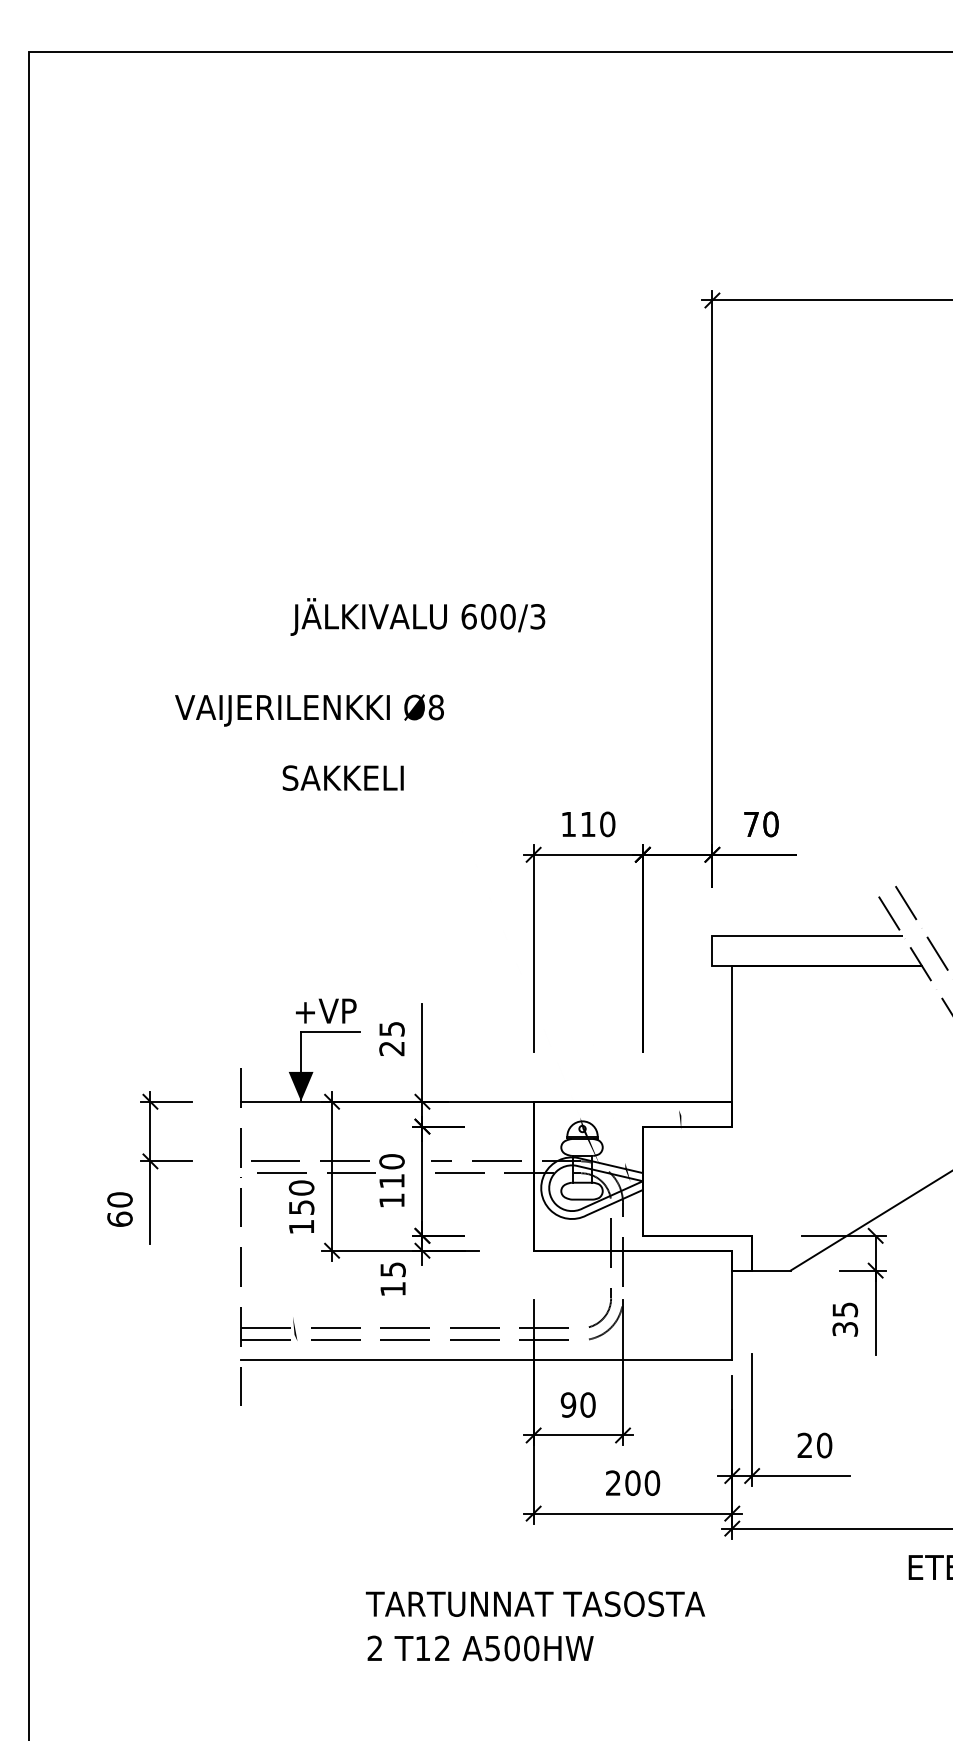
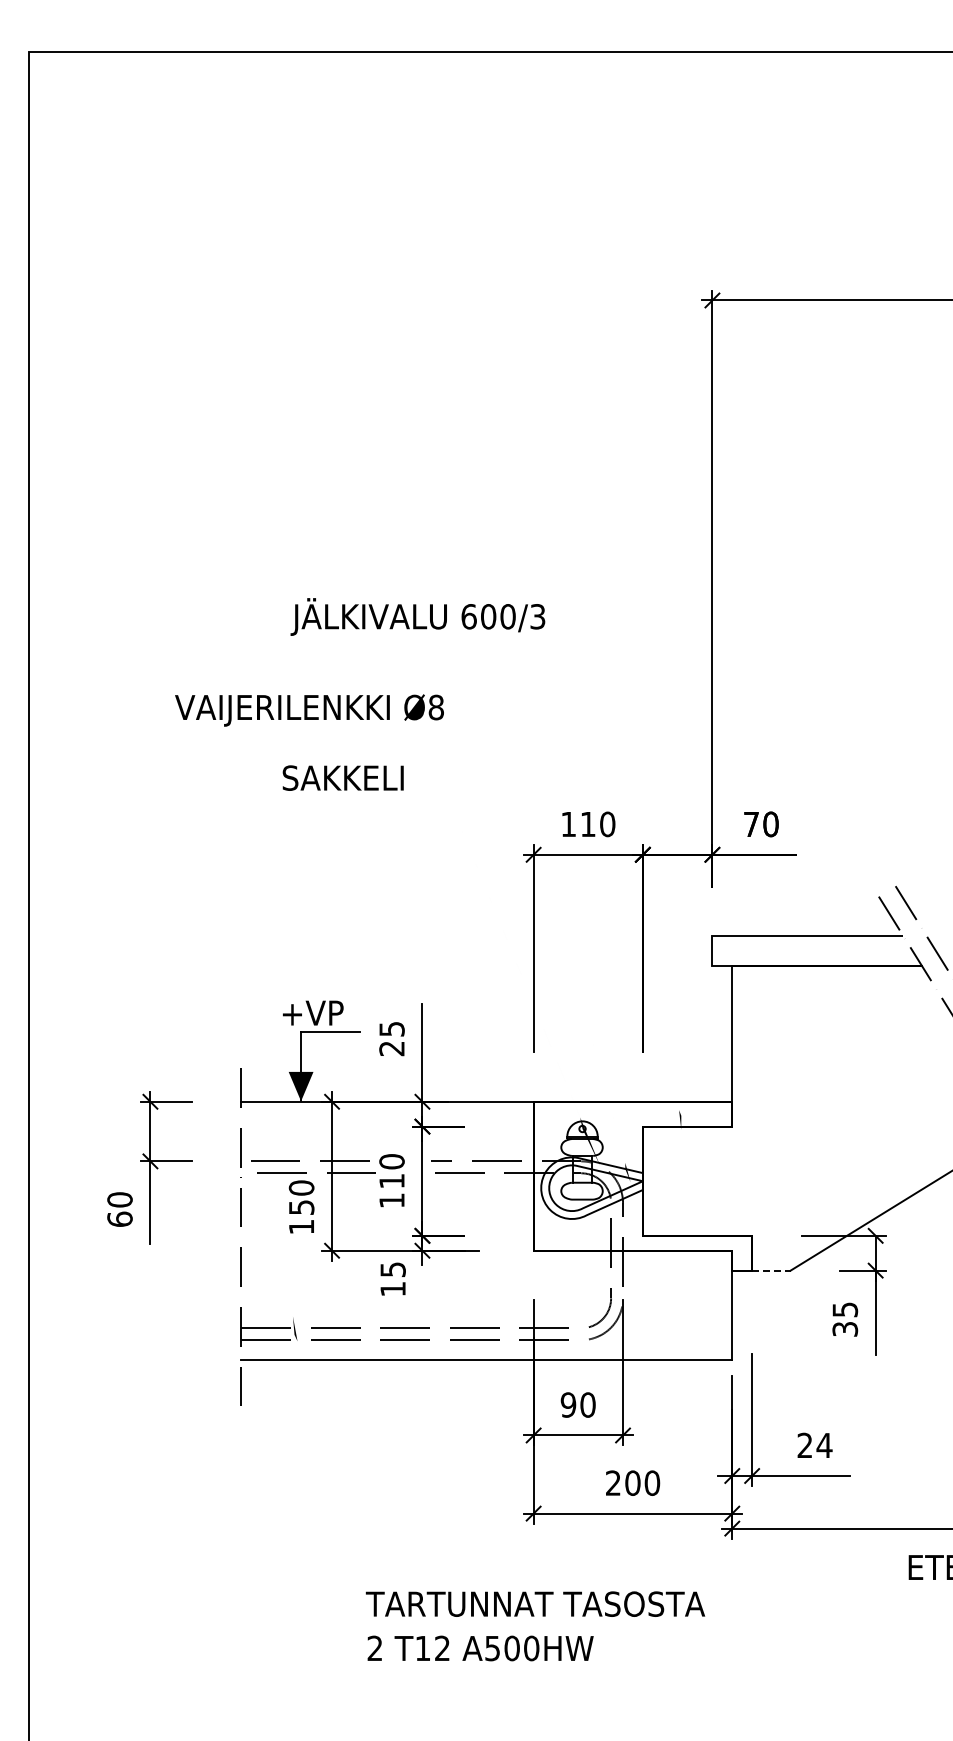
text position: (326, 1010) -> (313, 1012) (313, 1012)
line: solid -> dashed (771, 1270)
text: 20 -> 24 (824, 1445)
